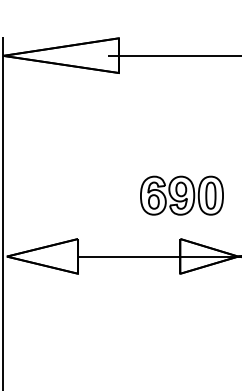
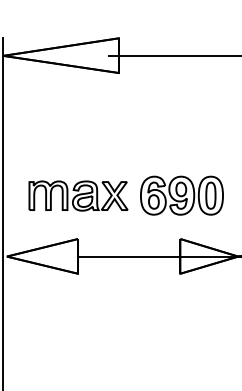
part: none -> present (78, 195)
